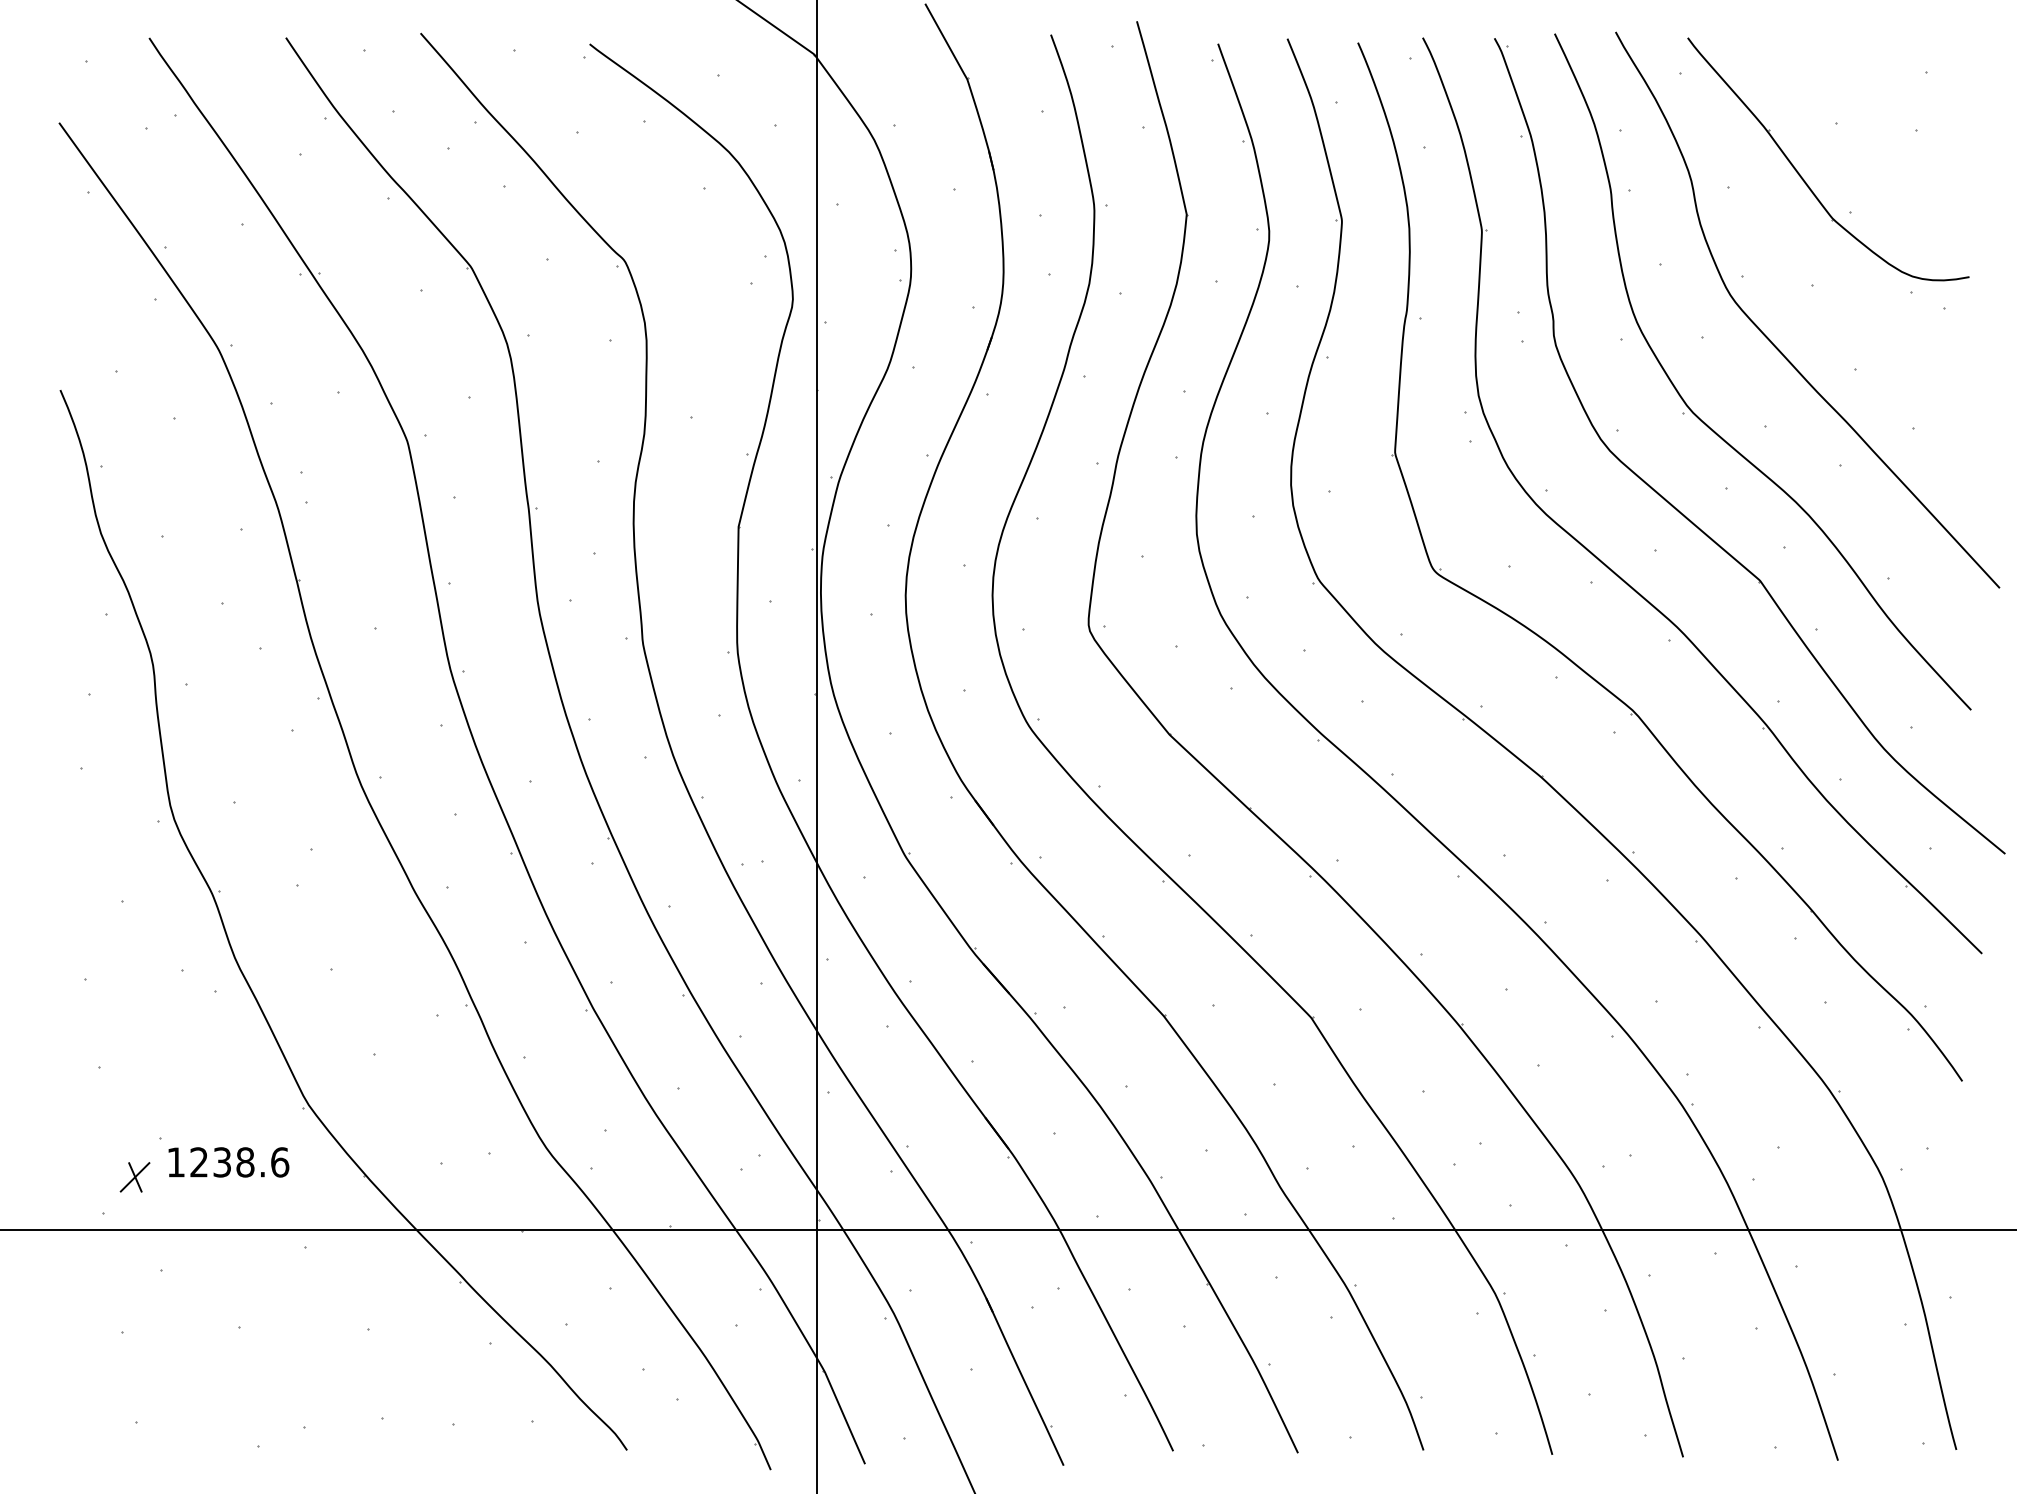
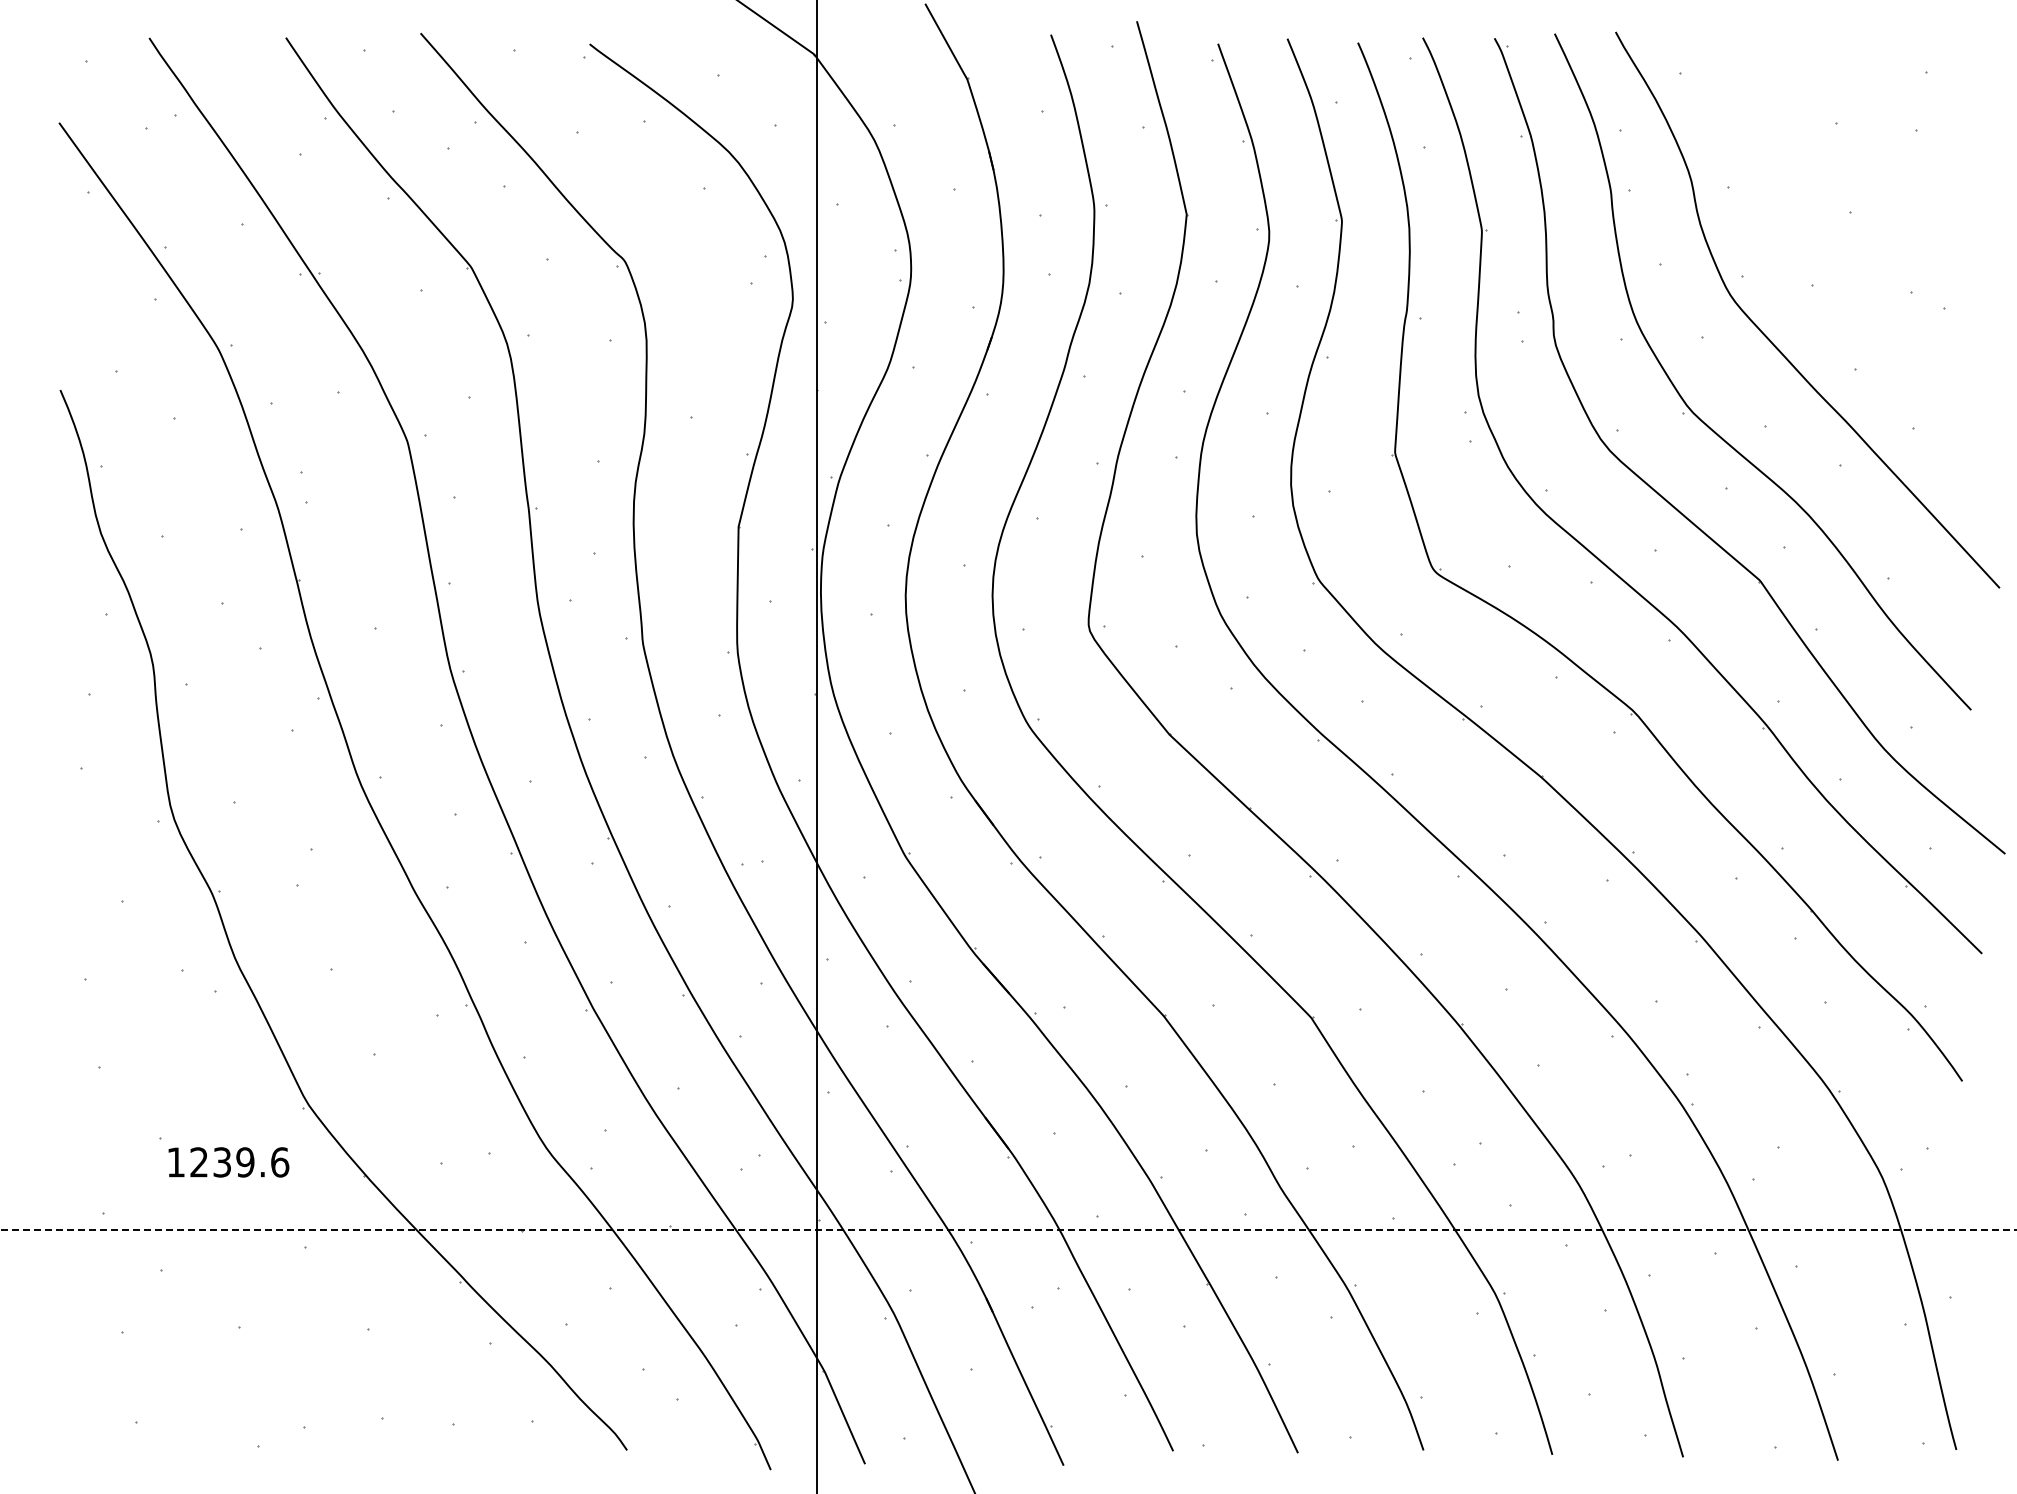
part: present -> none (1804, 179)
text: 1238.6 -> 1239.6 (245, 1162)
part: present -> none (134, 1177)
line: solid -> dashed (1007, 1229)
